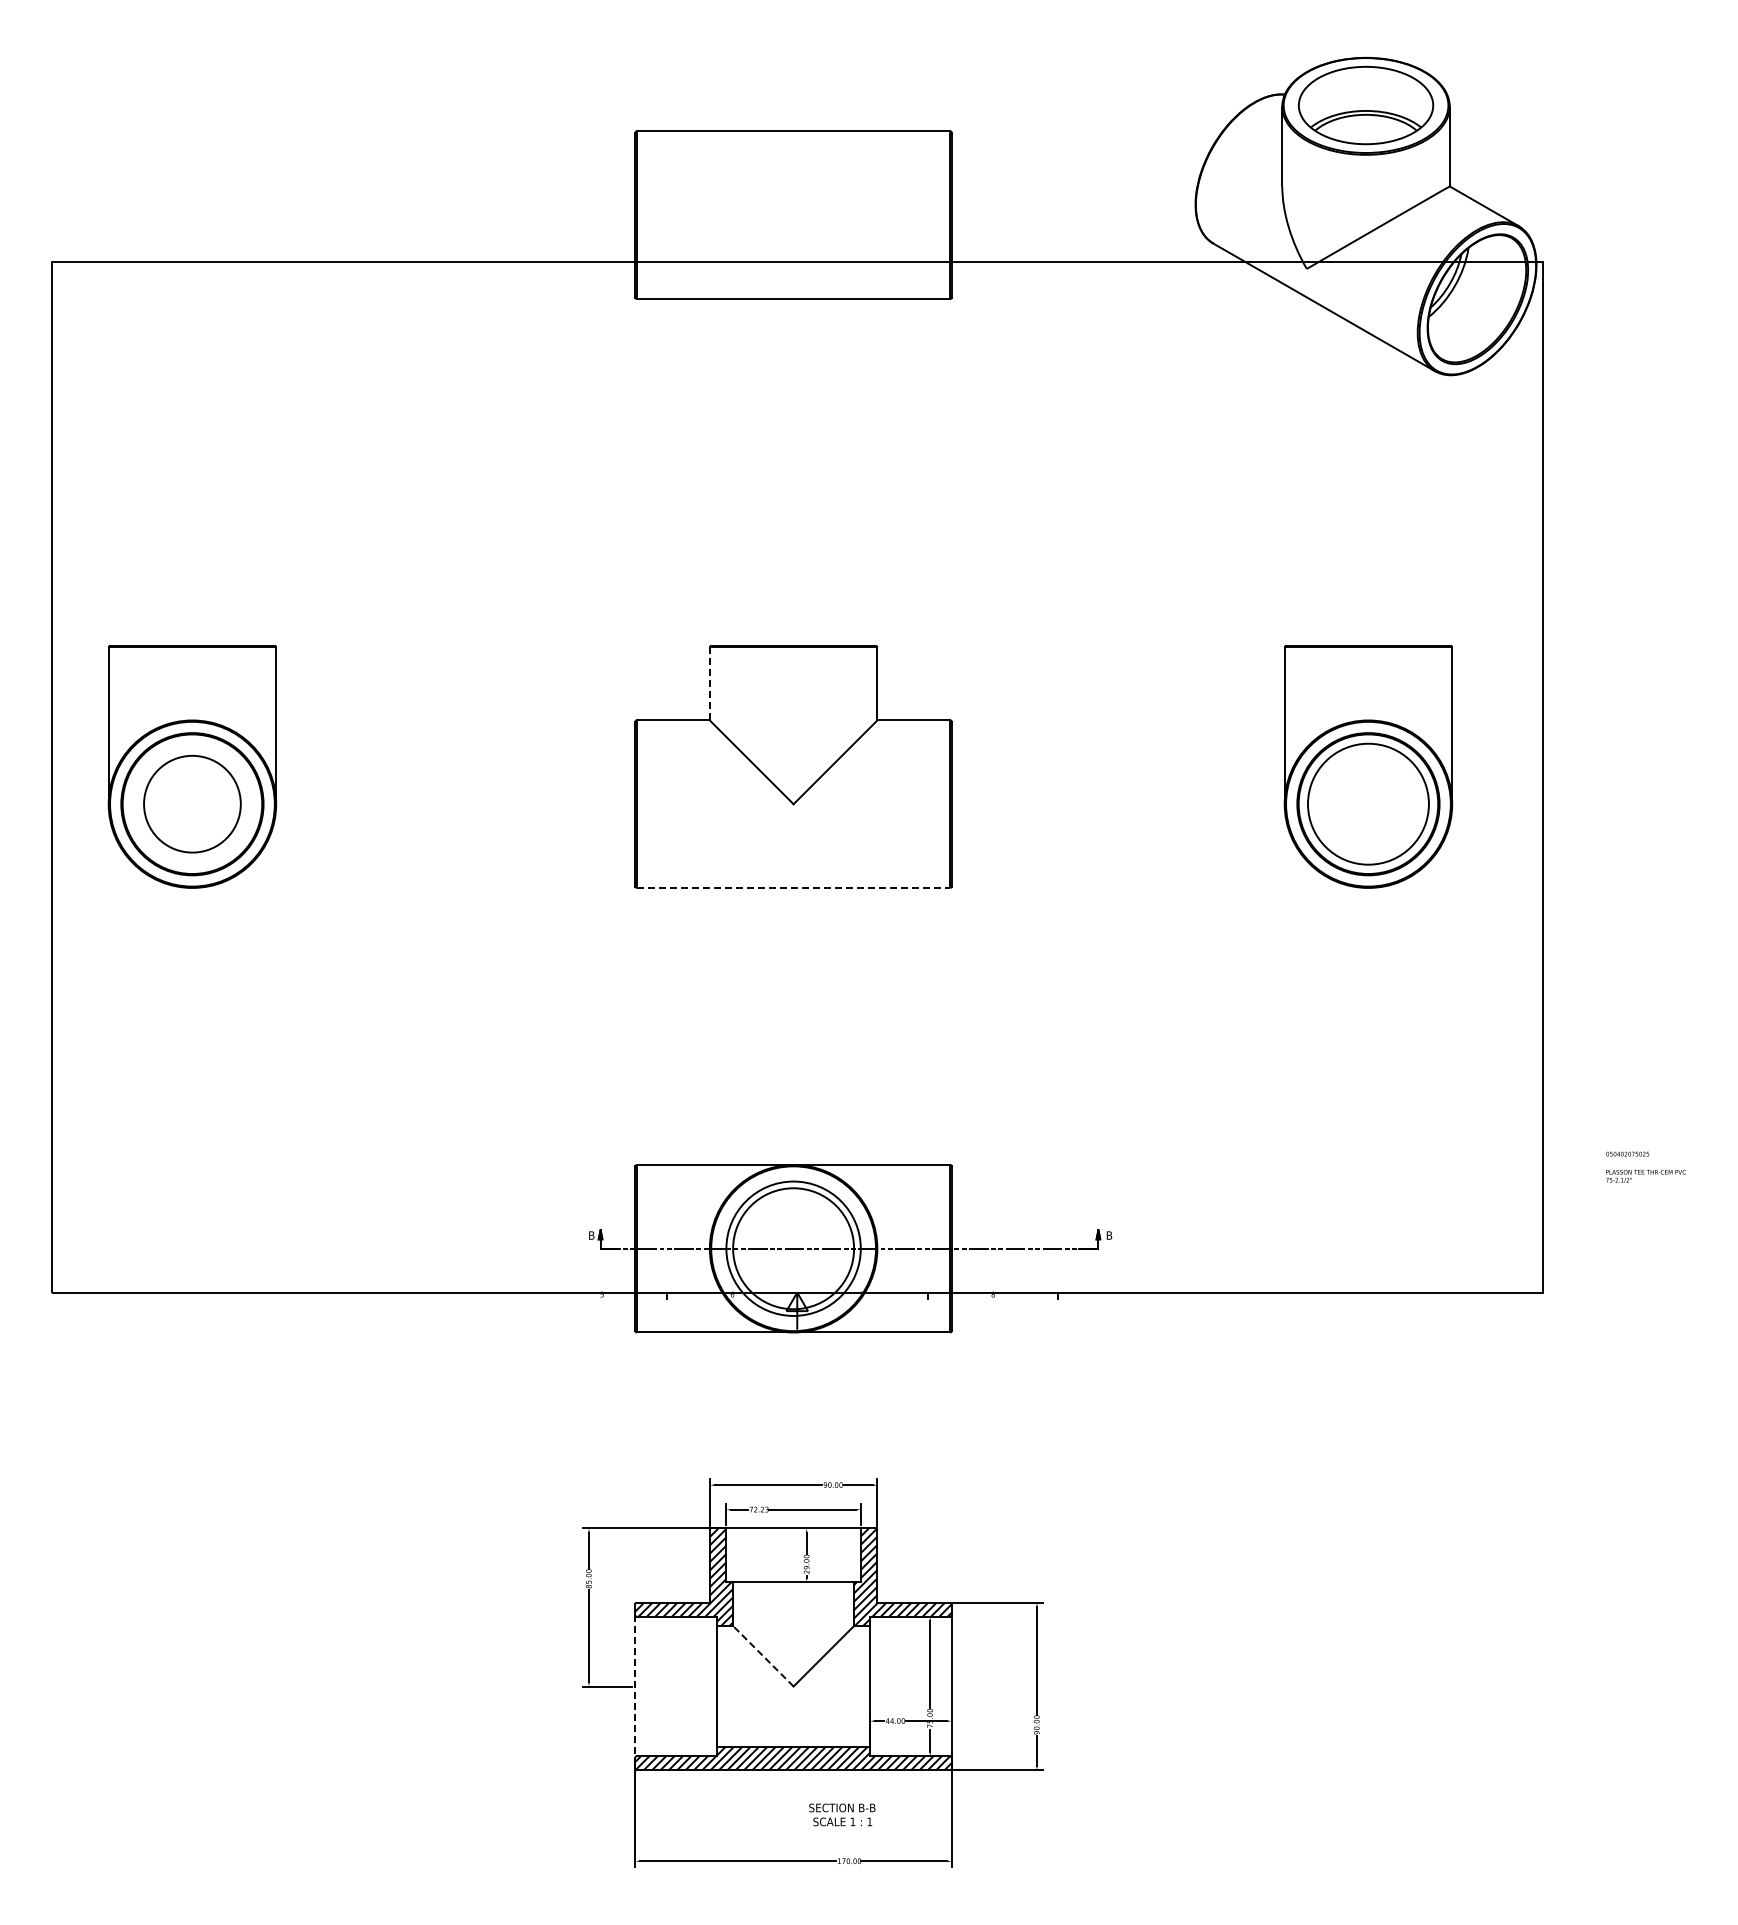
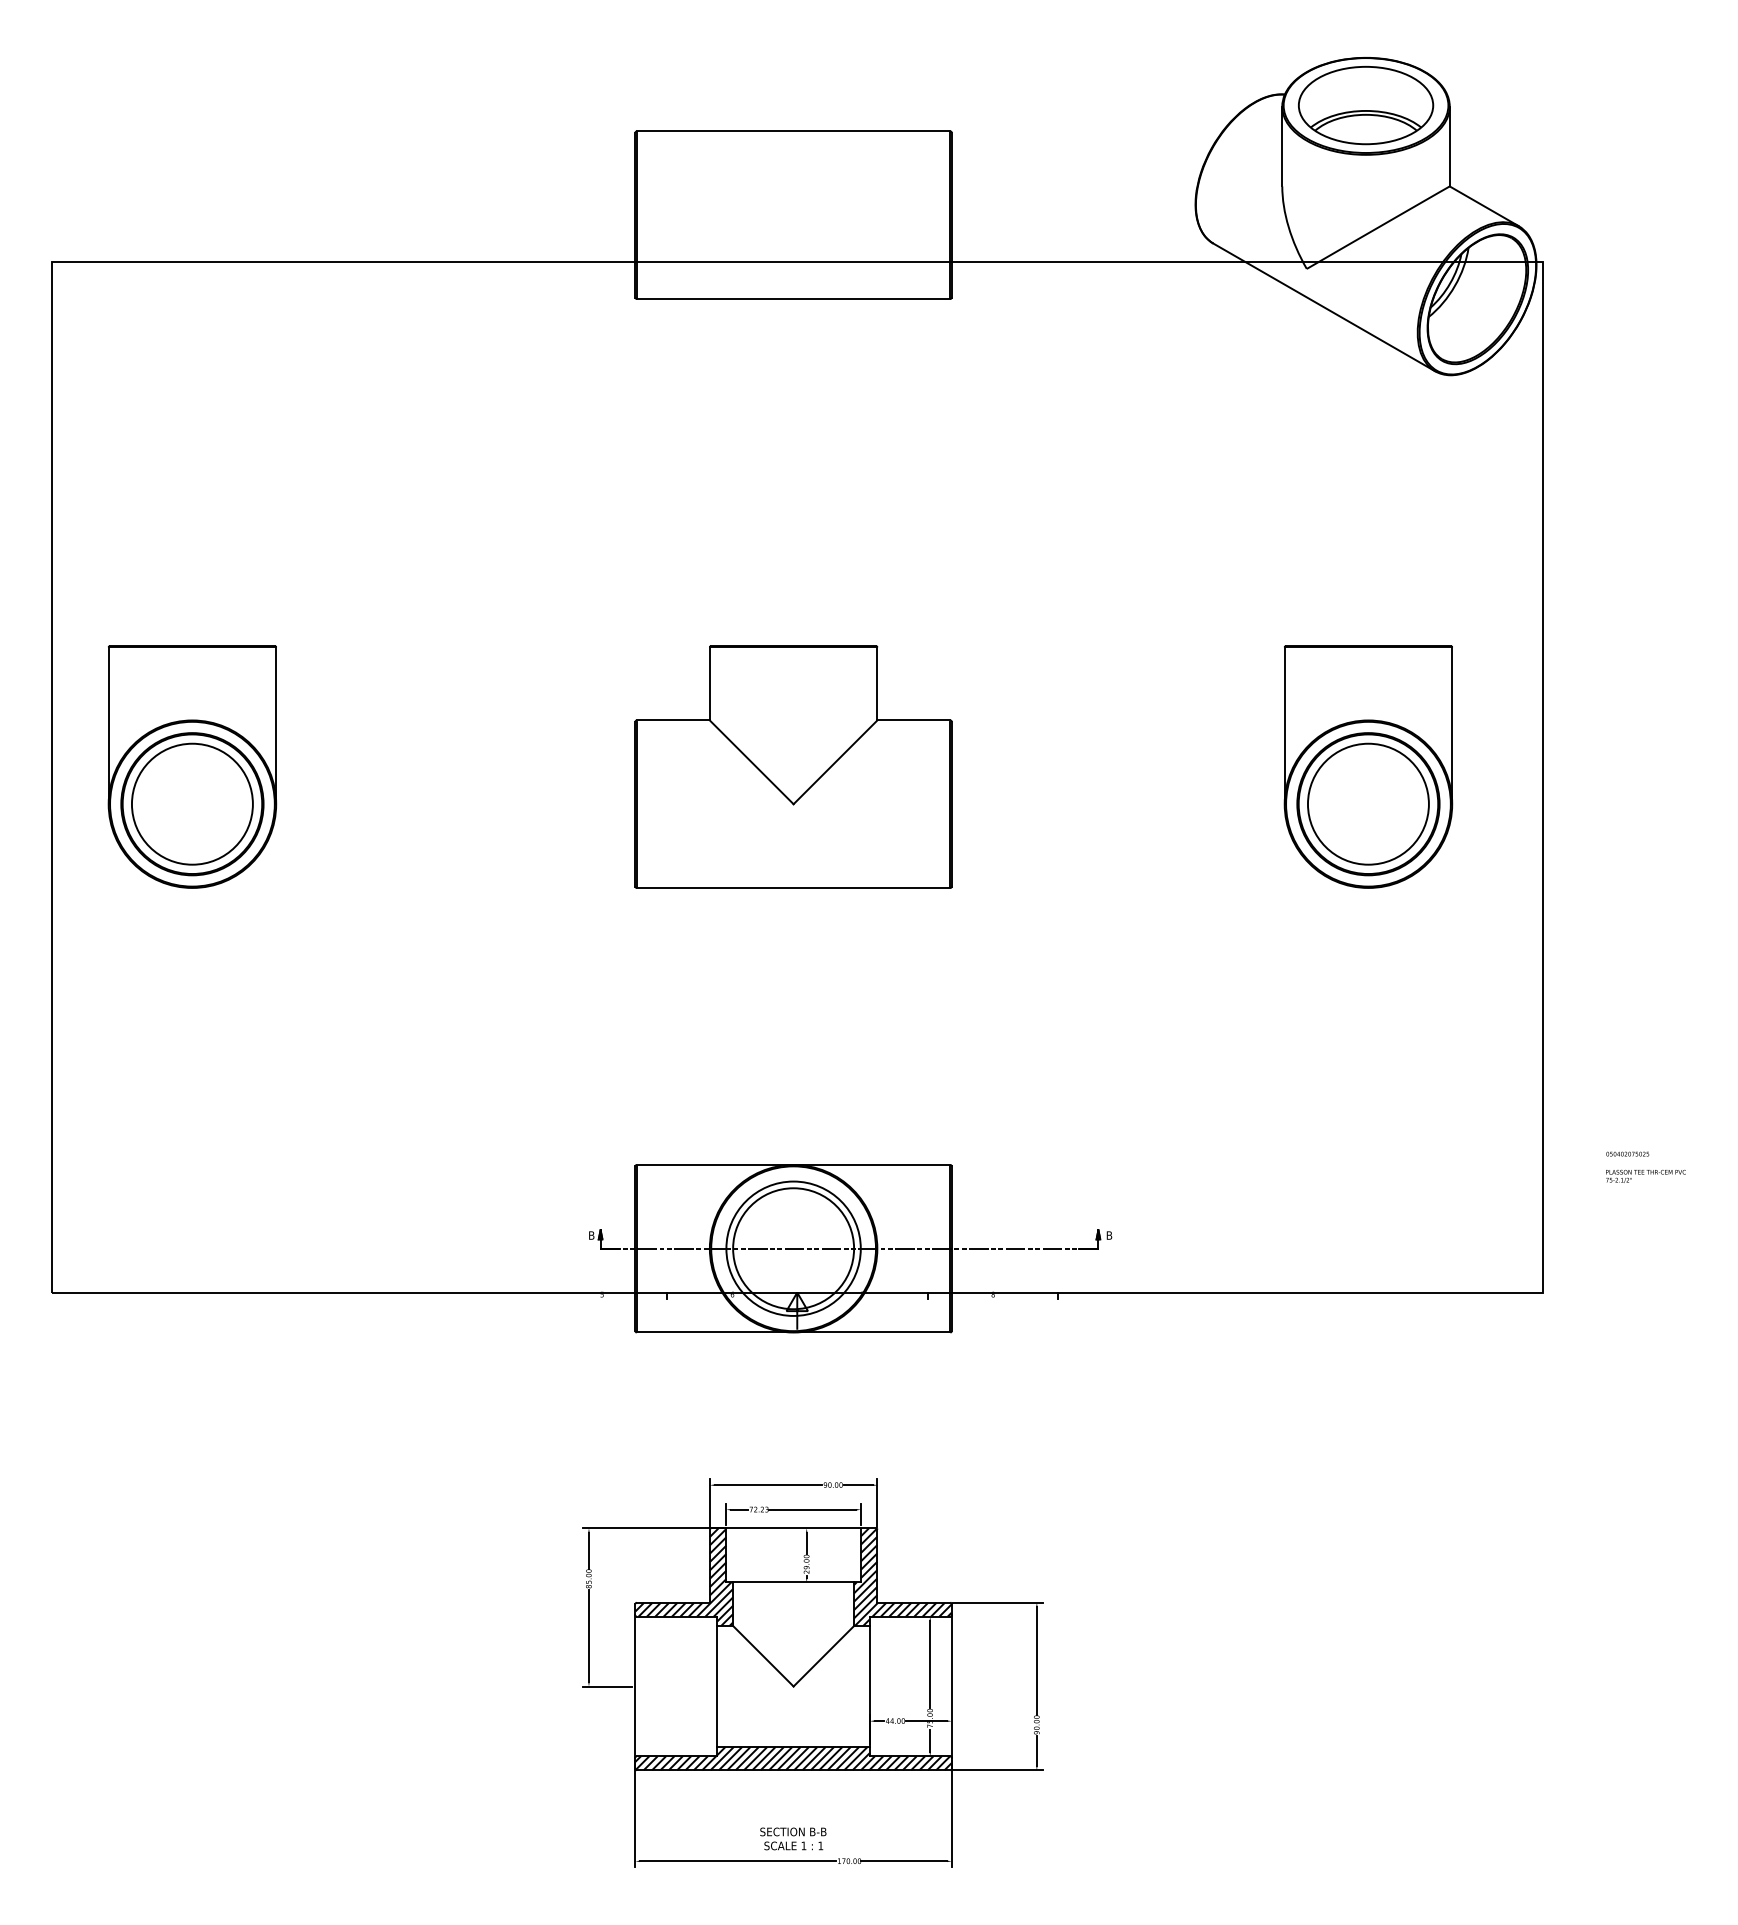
line: dashed -> solid (709, 683)
circle diameter: 97 px -> 121 px (191, 803)
line: dashed -> solid (793, 887)
line: dashed -> solid (763, 1656)
line: dashed -> solid (635, 1687)
text position: (842, 1814) -> (793, 1838) (793, 1838)
